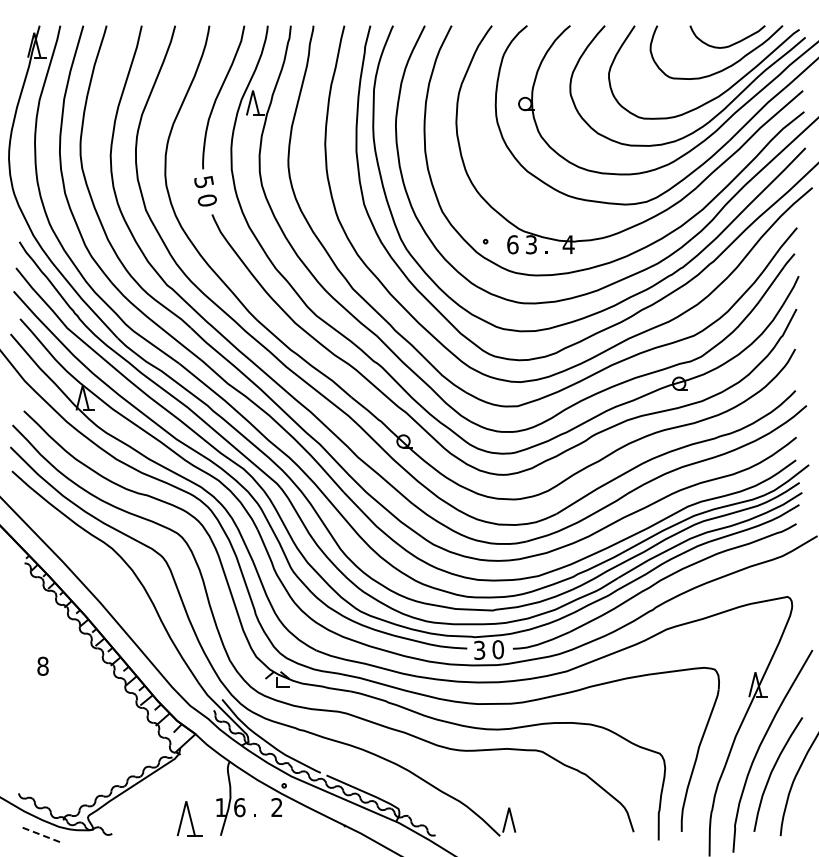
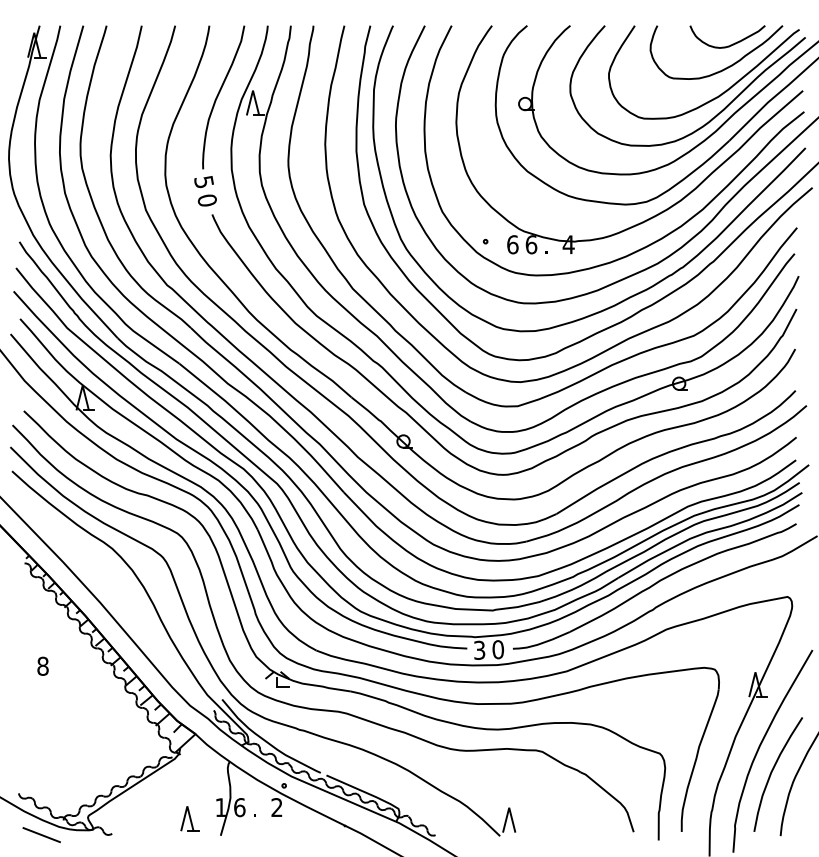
text: 3 -> 6 (531, 244)
part size: 27x36 px -> 20x26 px (189, 818)
line: dashed -> solid (42, 835)
